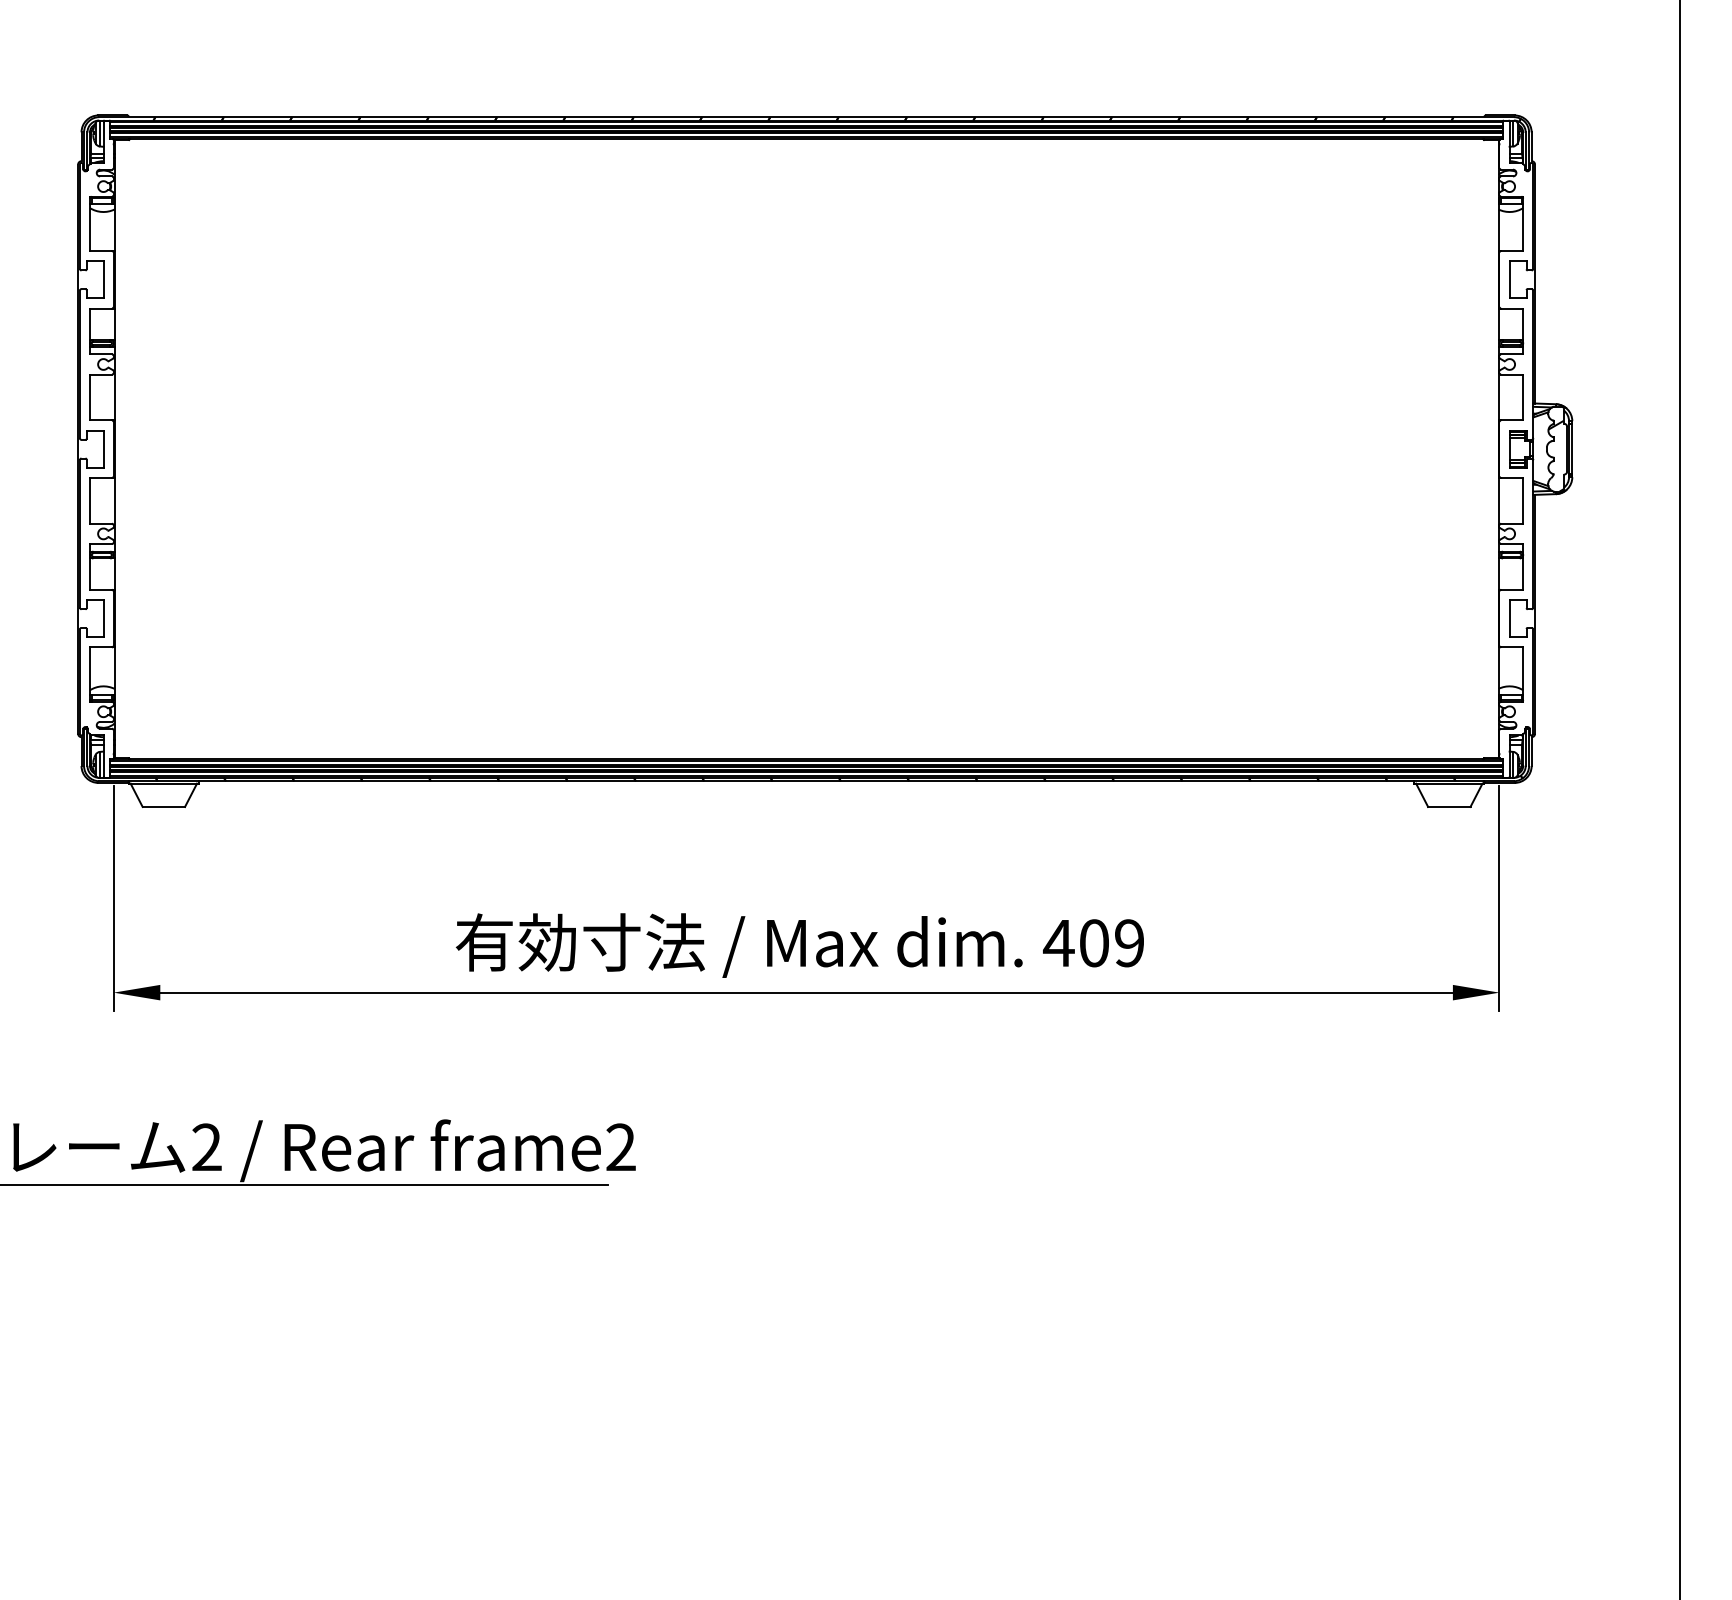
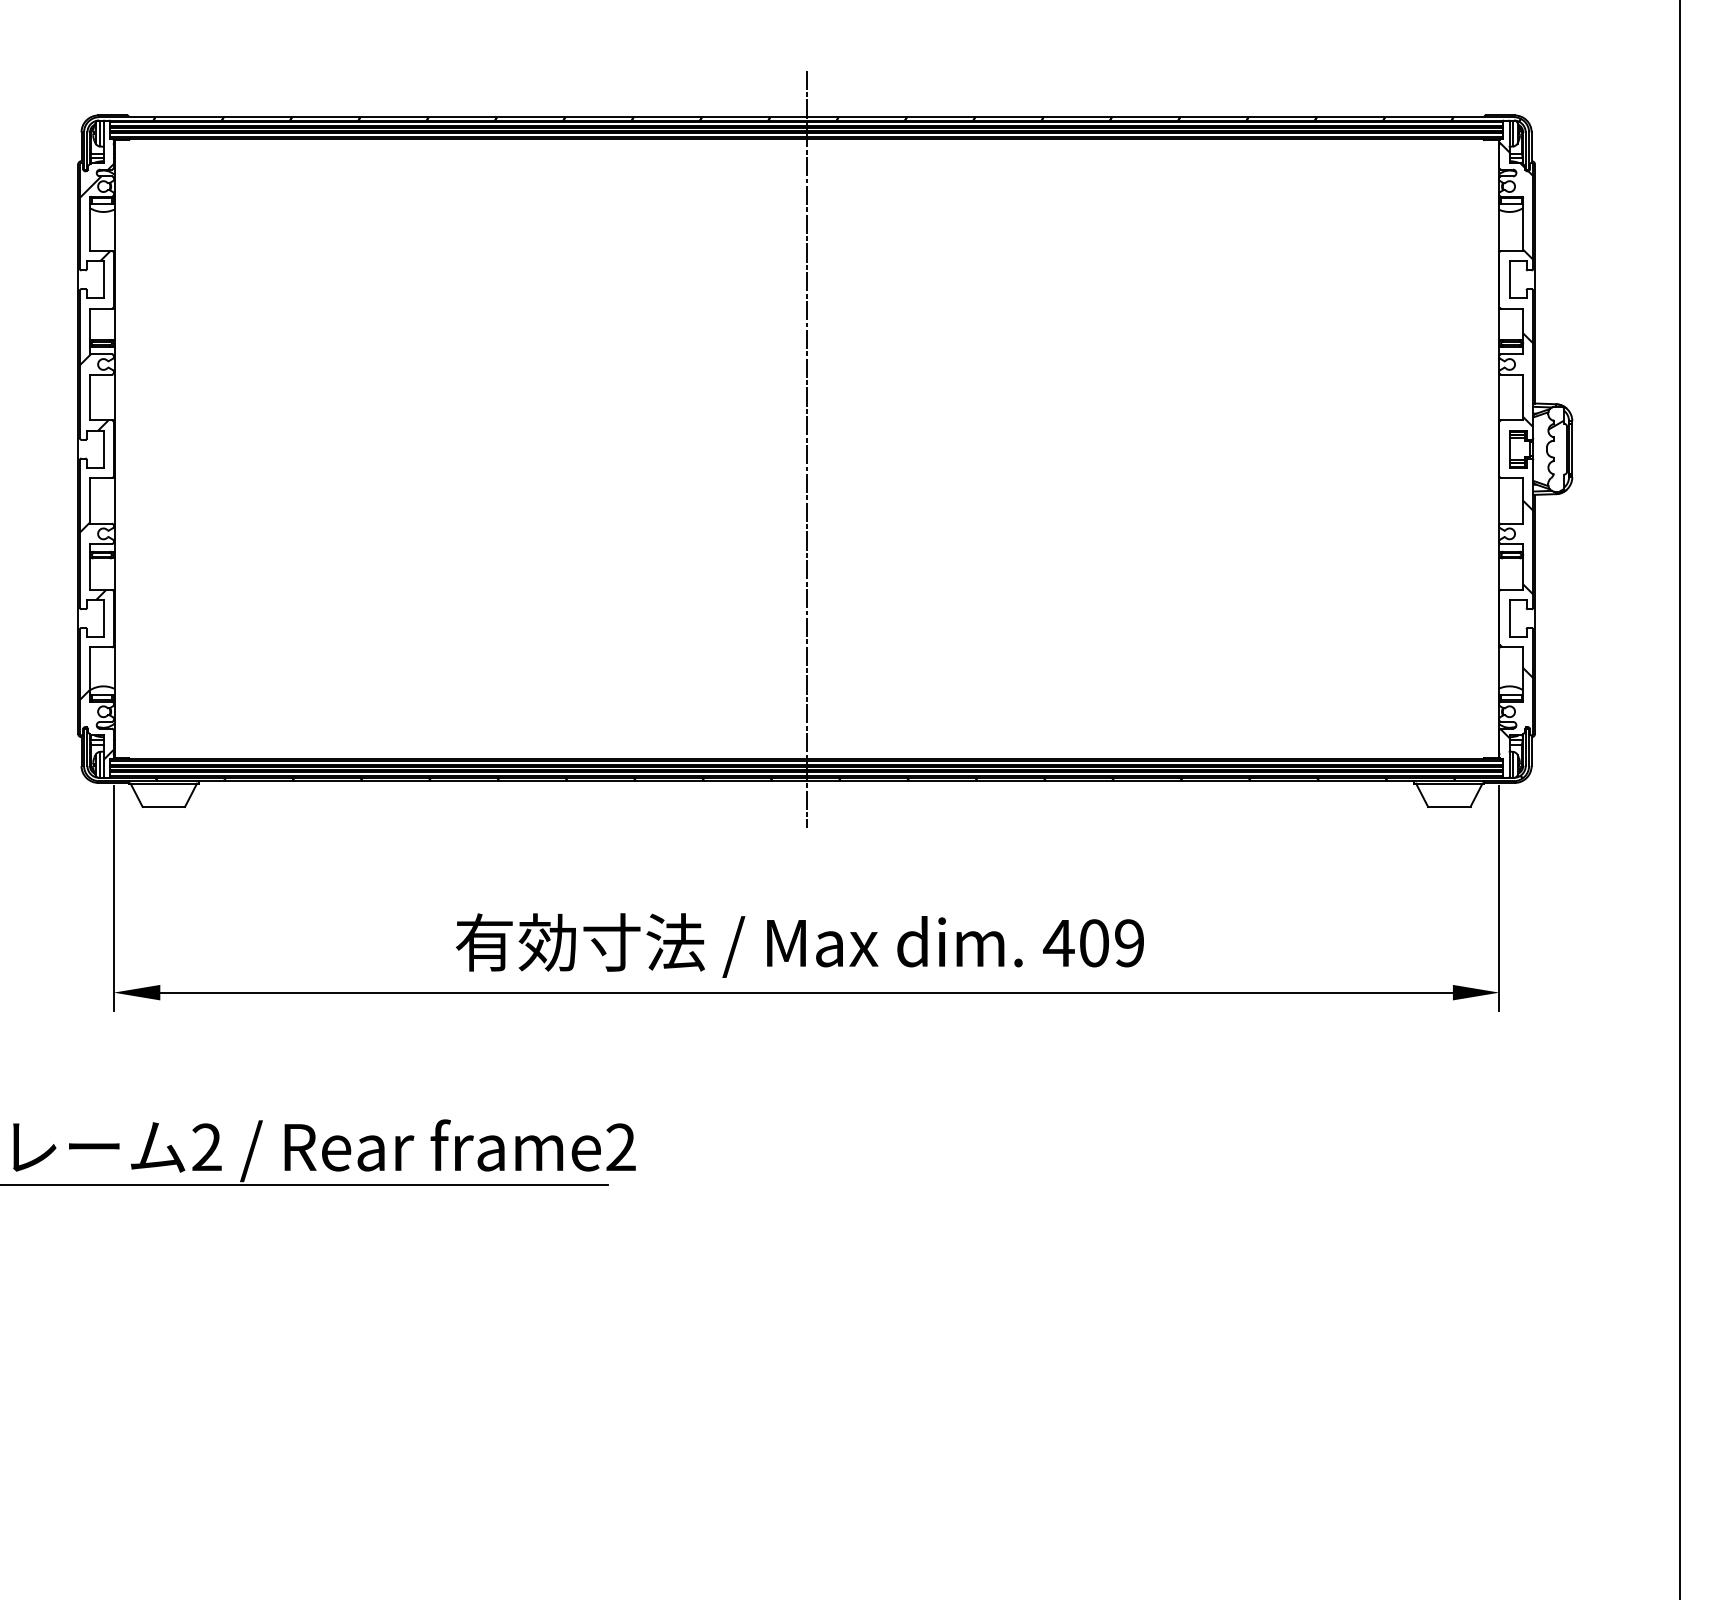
hatch: none -> present (1516, 440)
line: none -> present (806, 448)
hatch: none -> present (96, 462)
